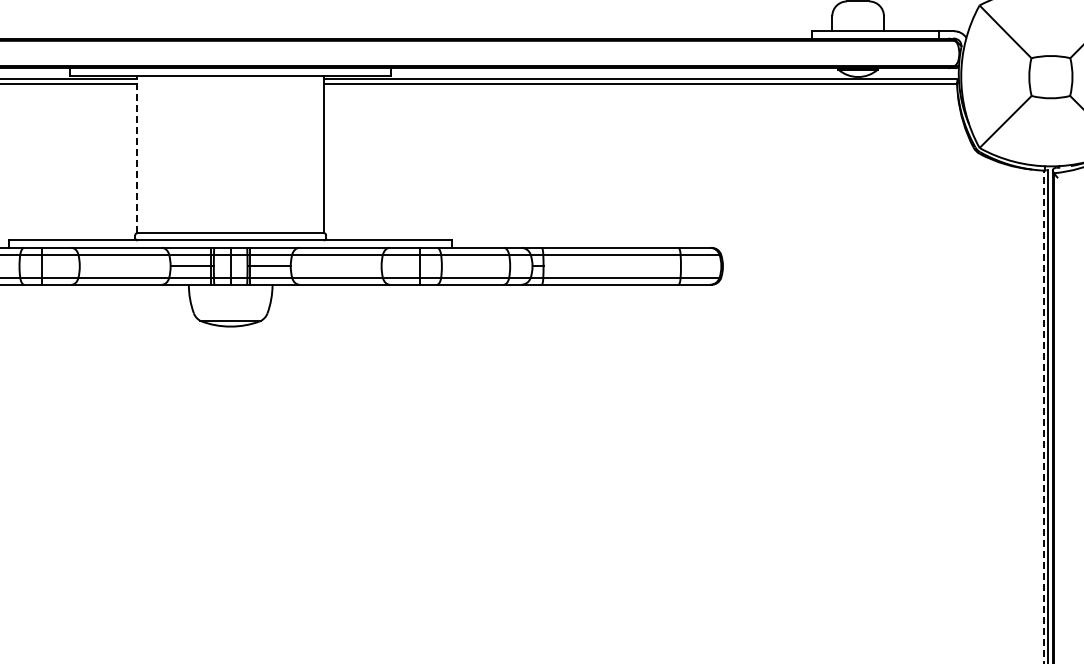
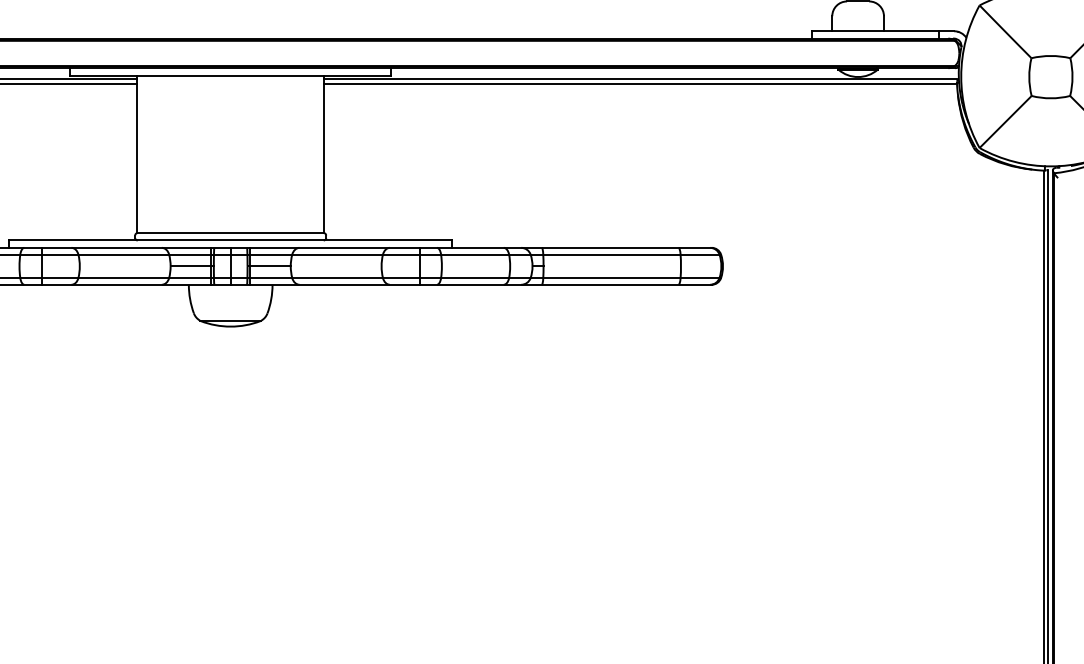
line: dashed -> solid (137, 154)
line: dashed -> solid (1043, 416)
